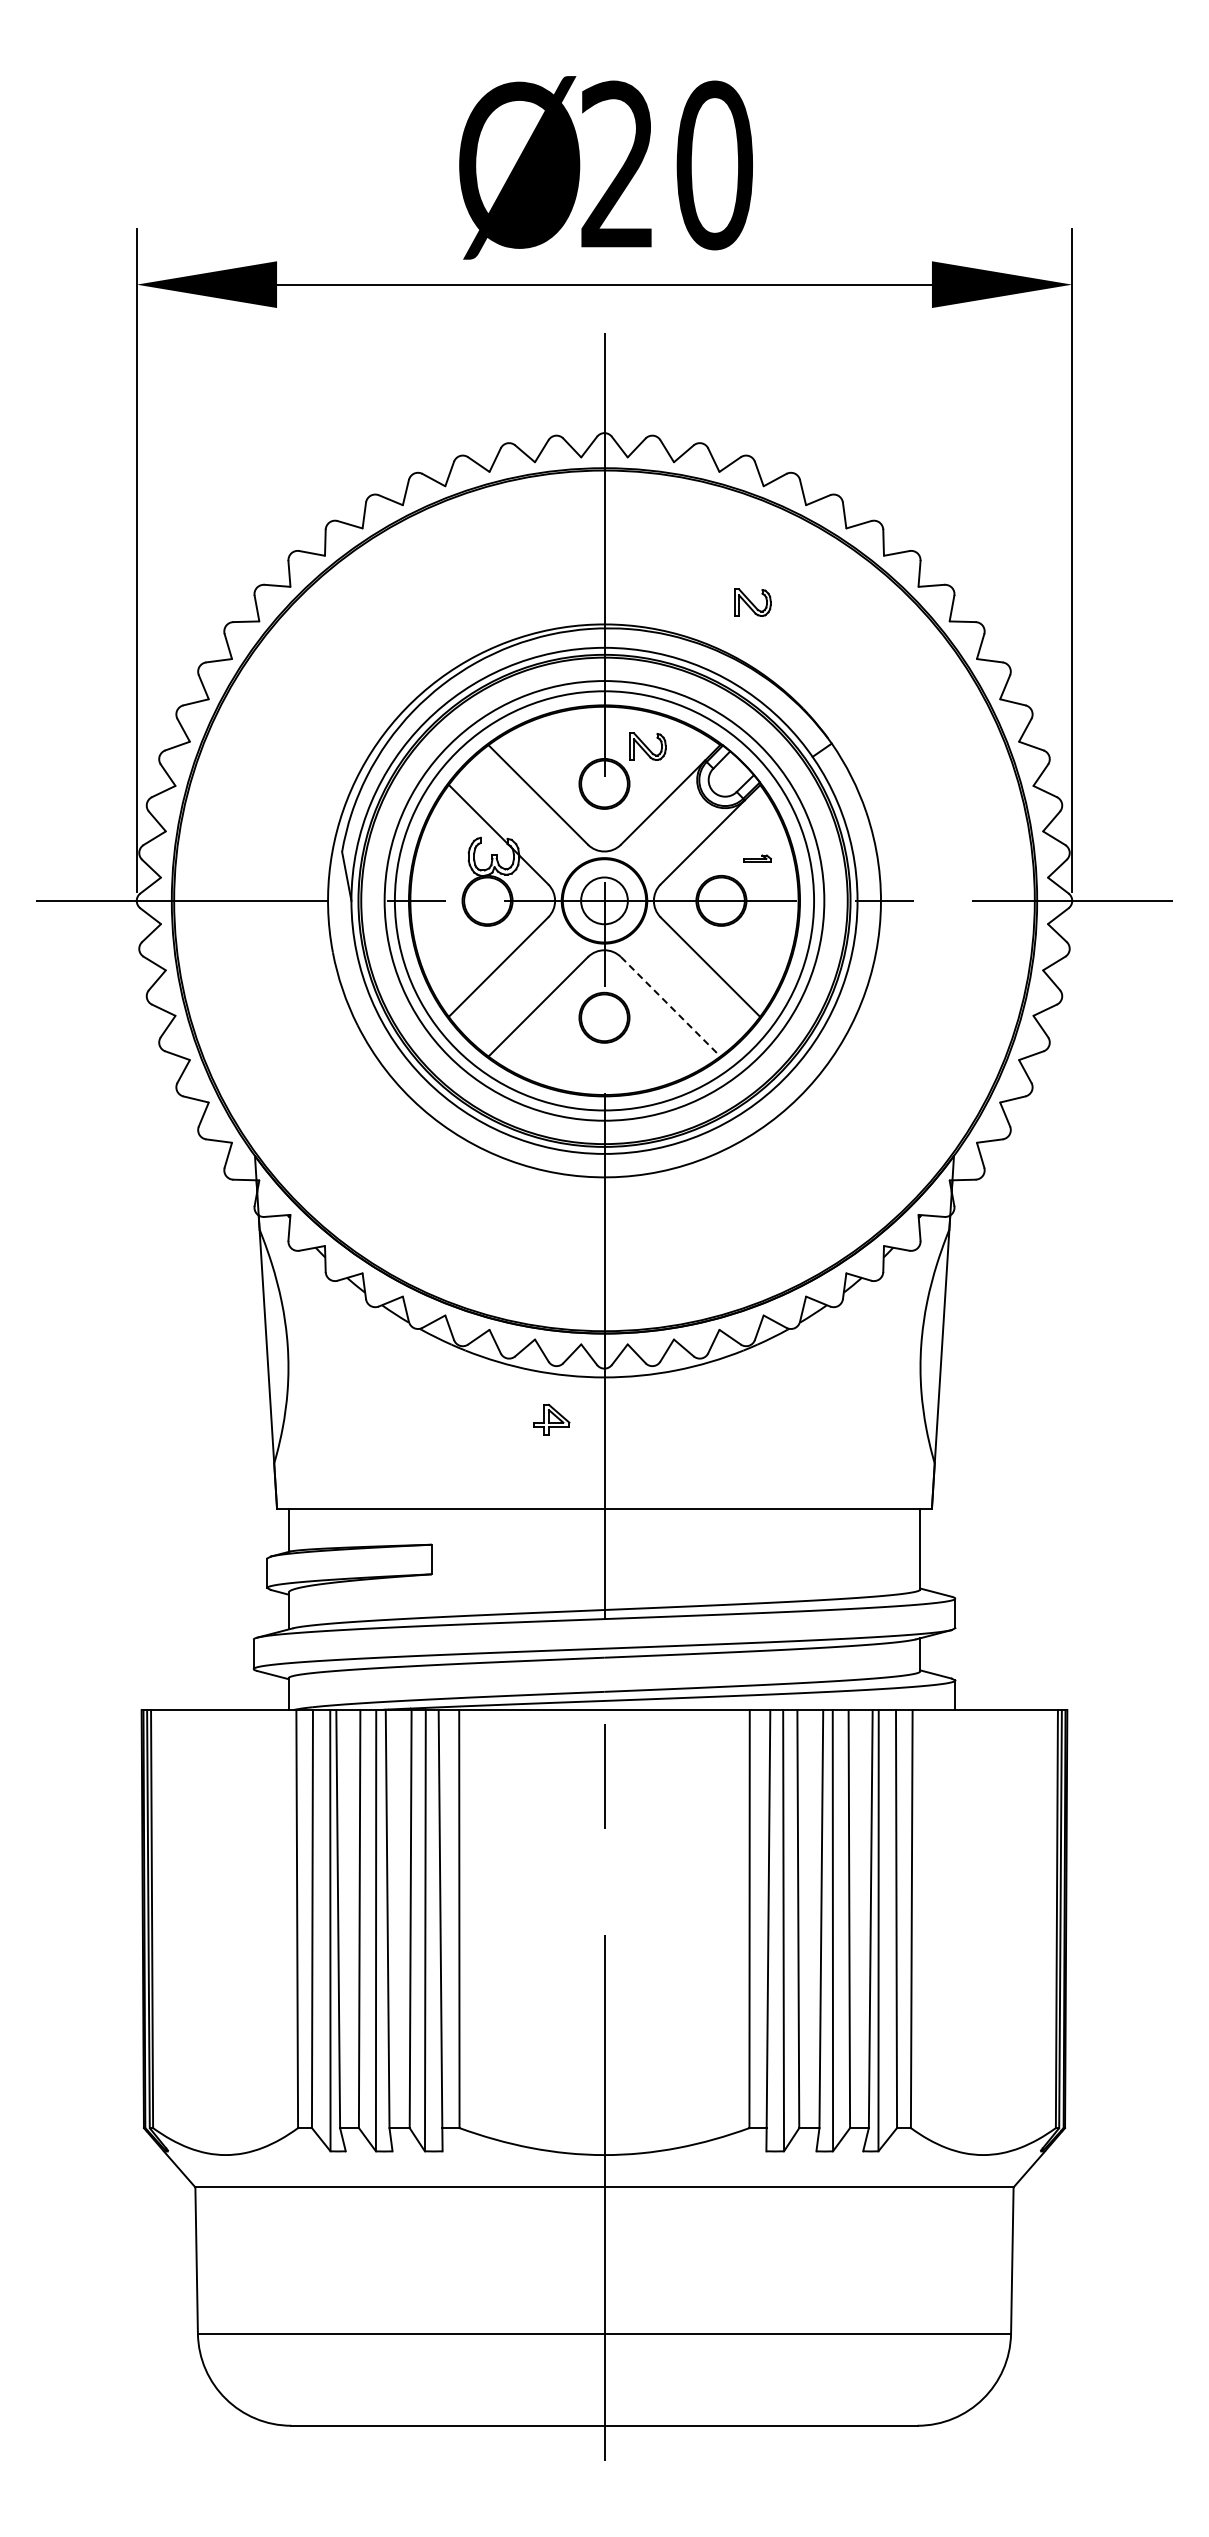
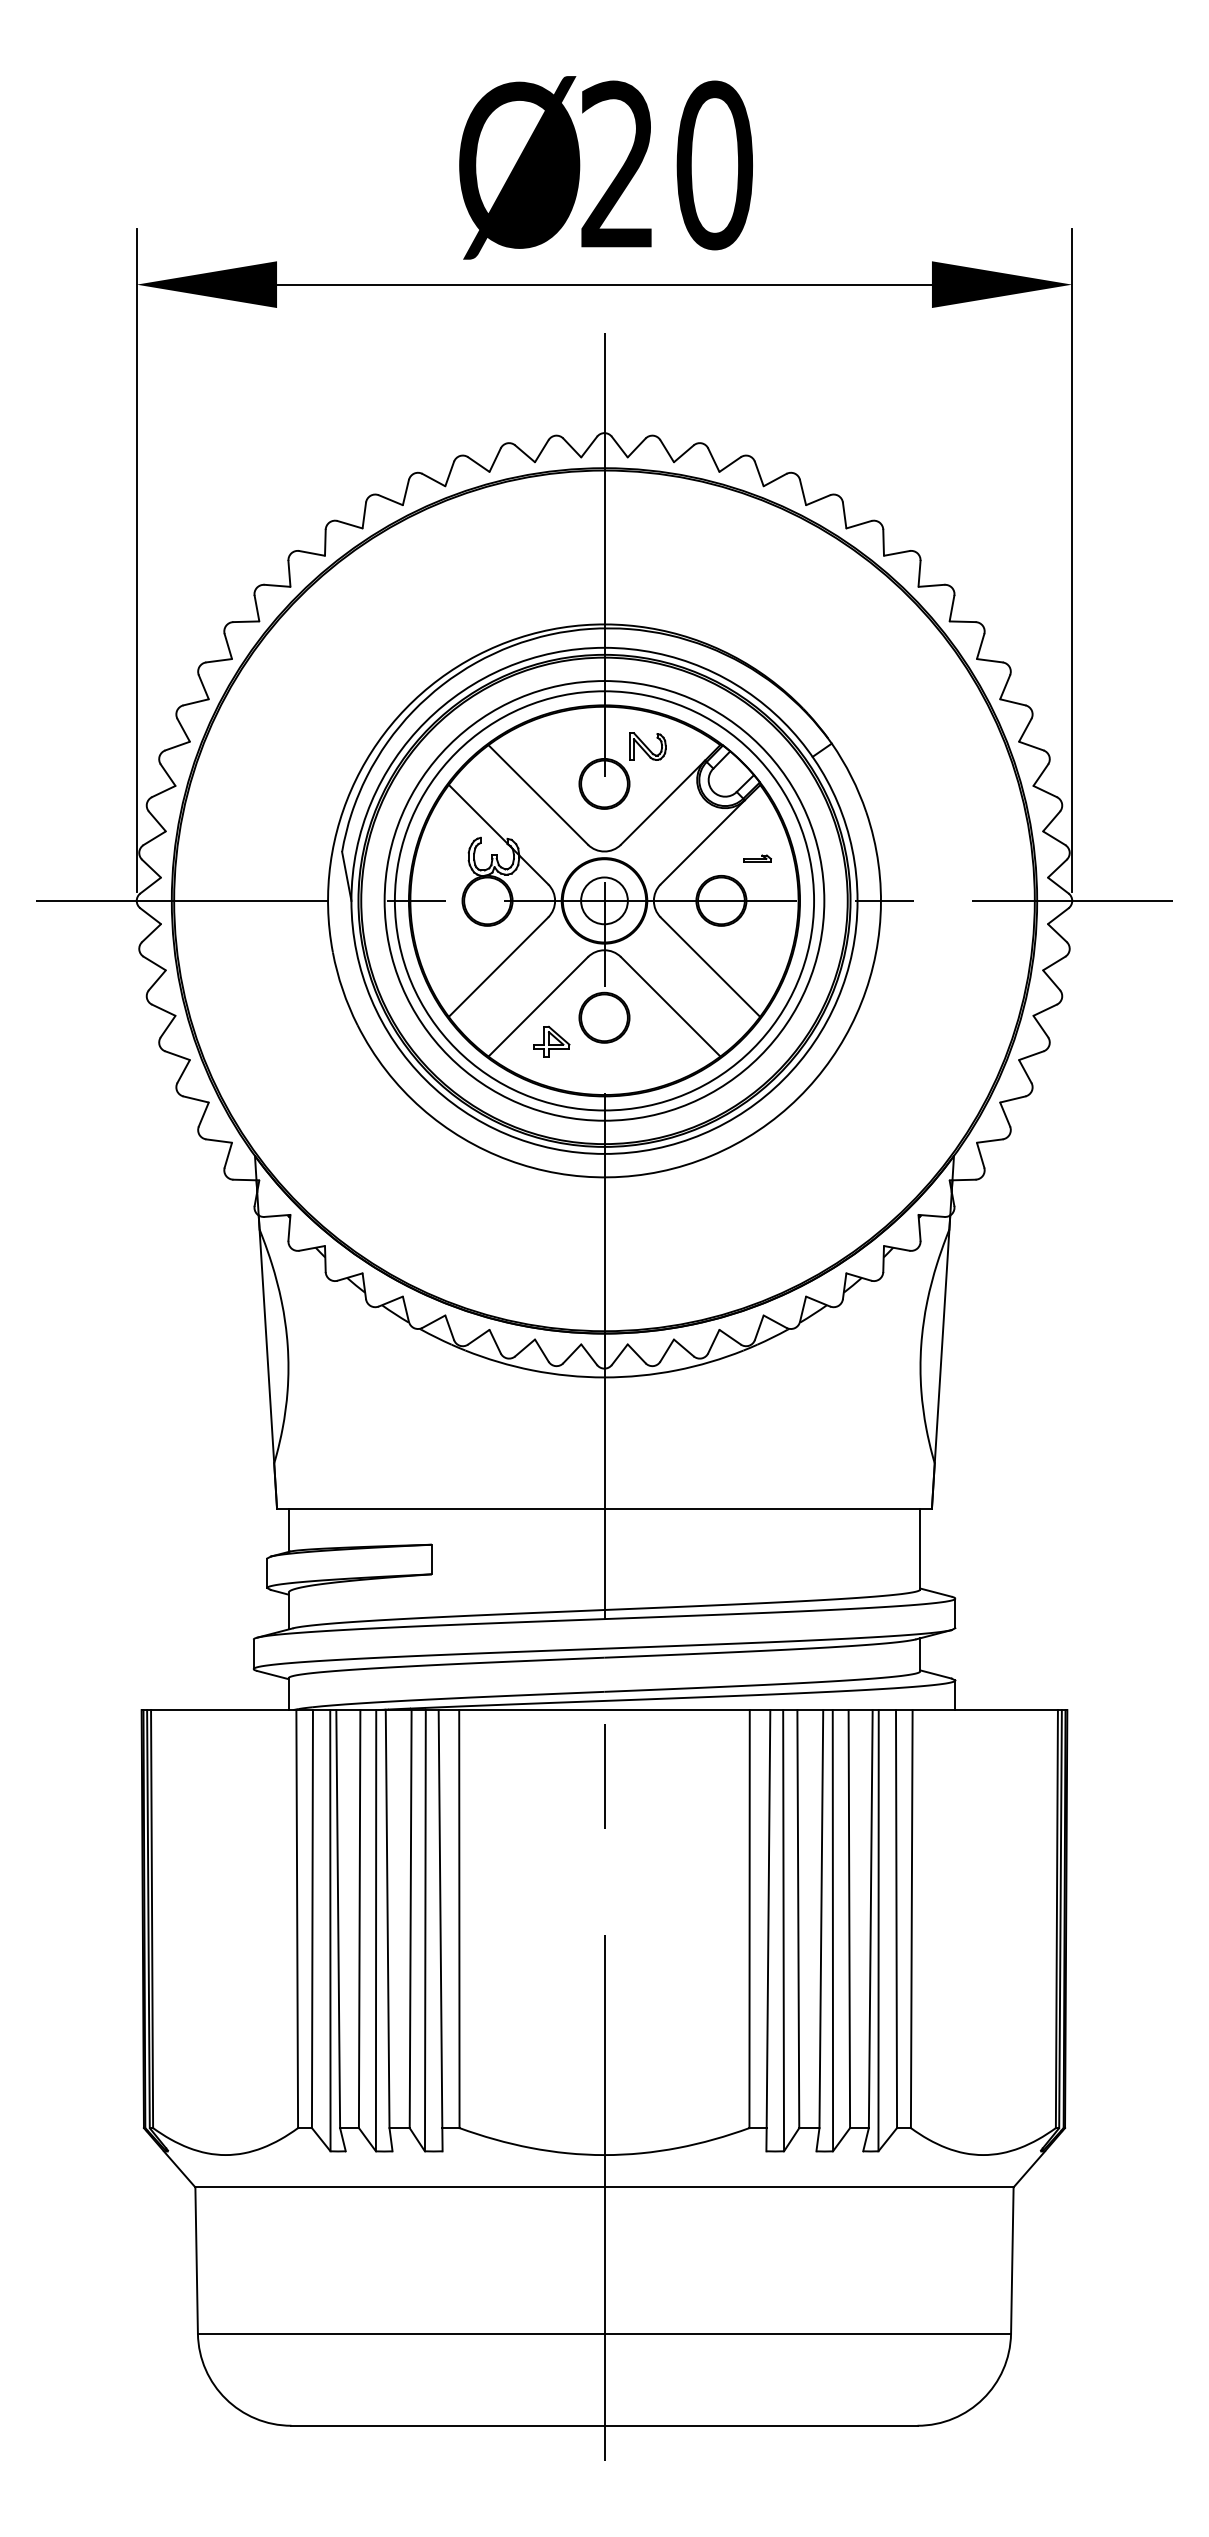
part: present -> none (752, 602)
line: dashed -> solid (671, 1007)
part position: (551, 1419) -> (551, 1041) (551, 1041)
